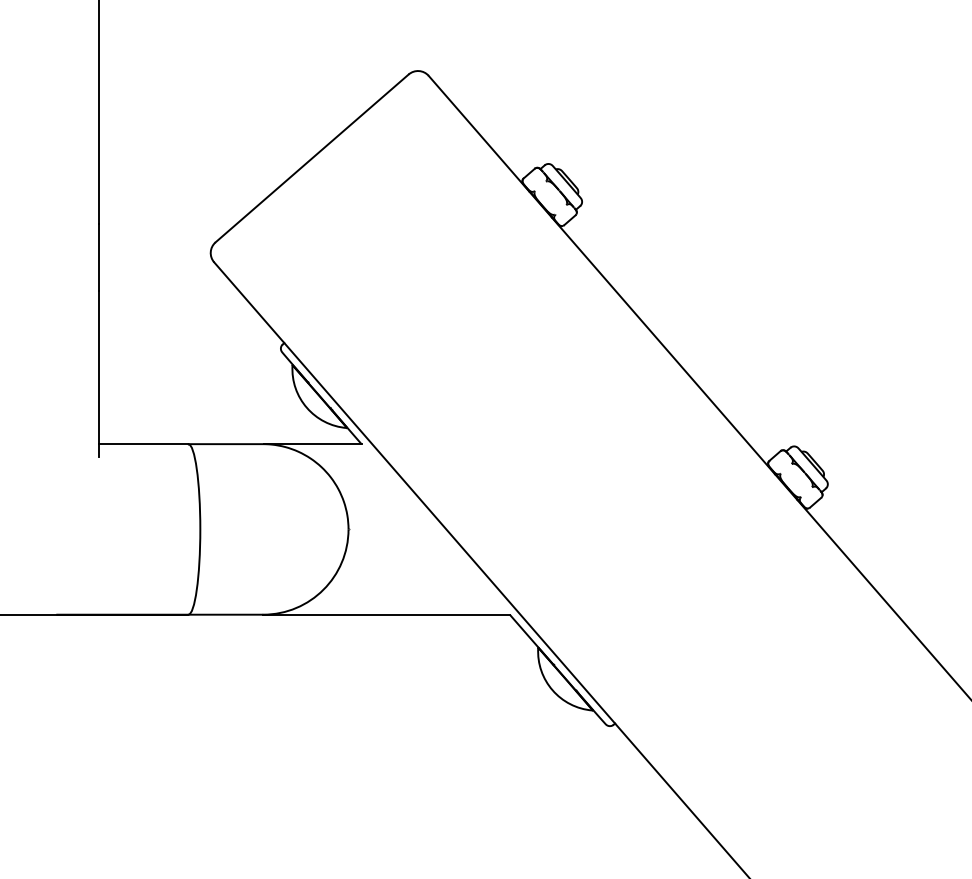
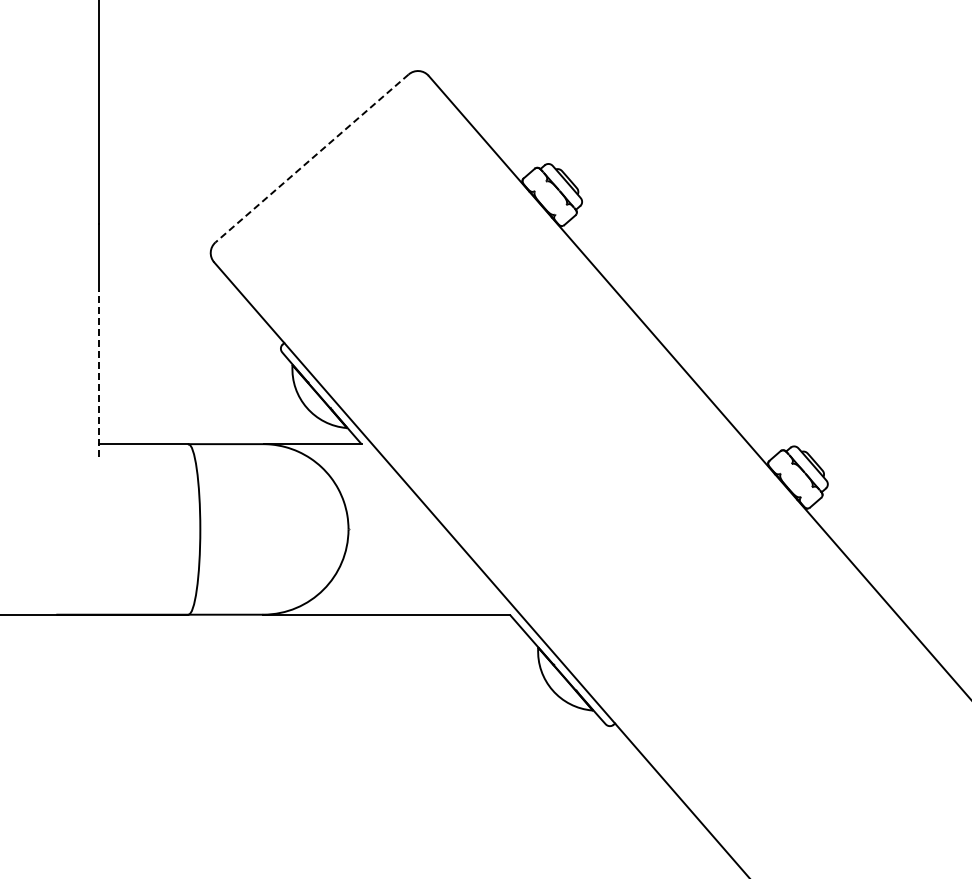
line: solid -> dashed (312, 158)
line: solid -> dashed (98, 373)
